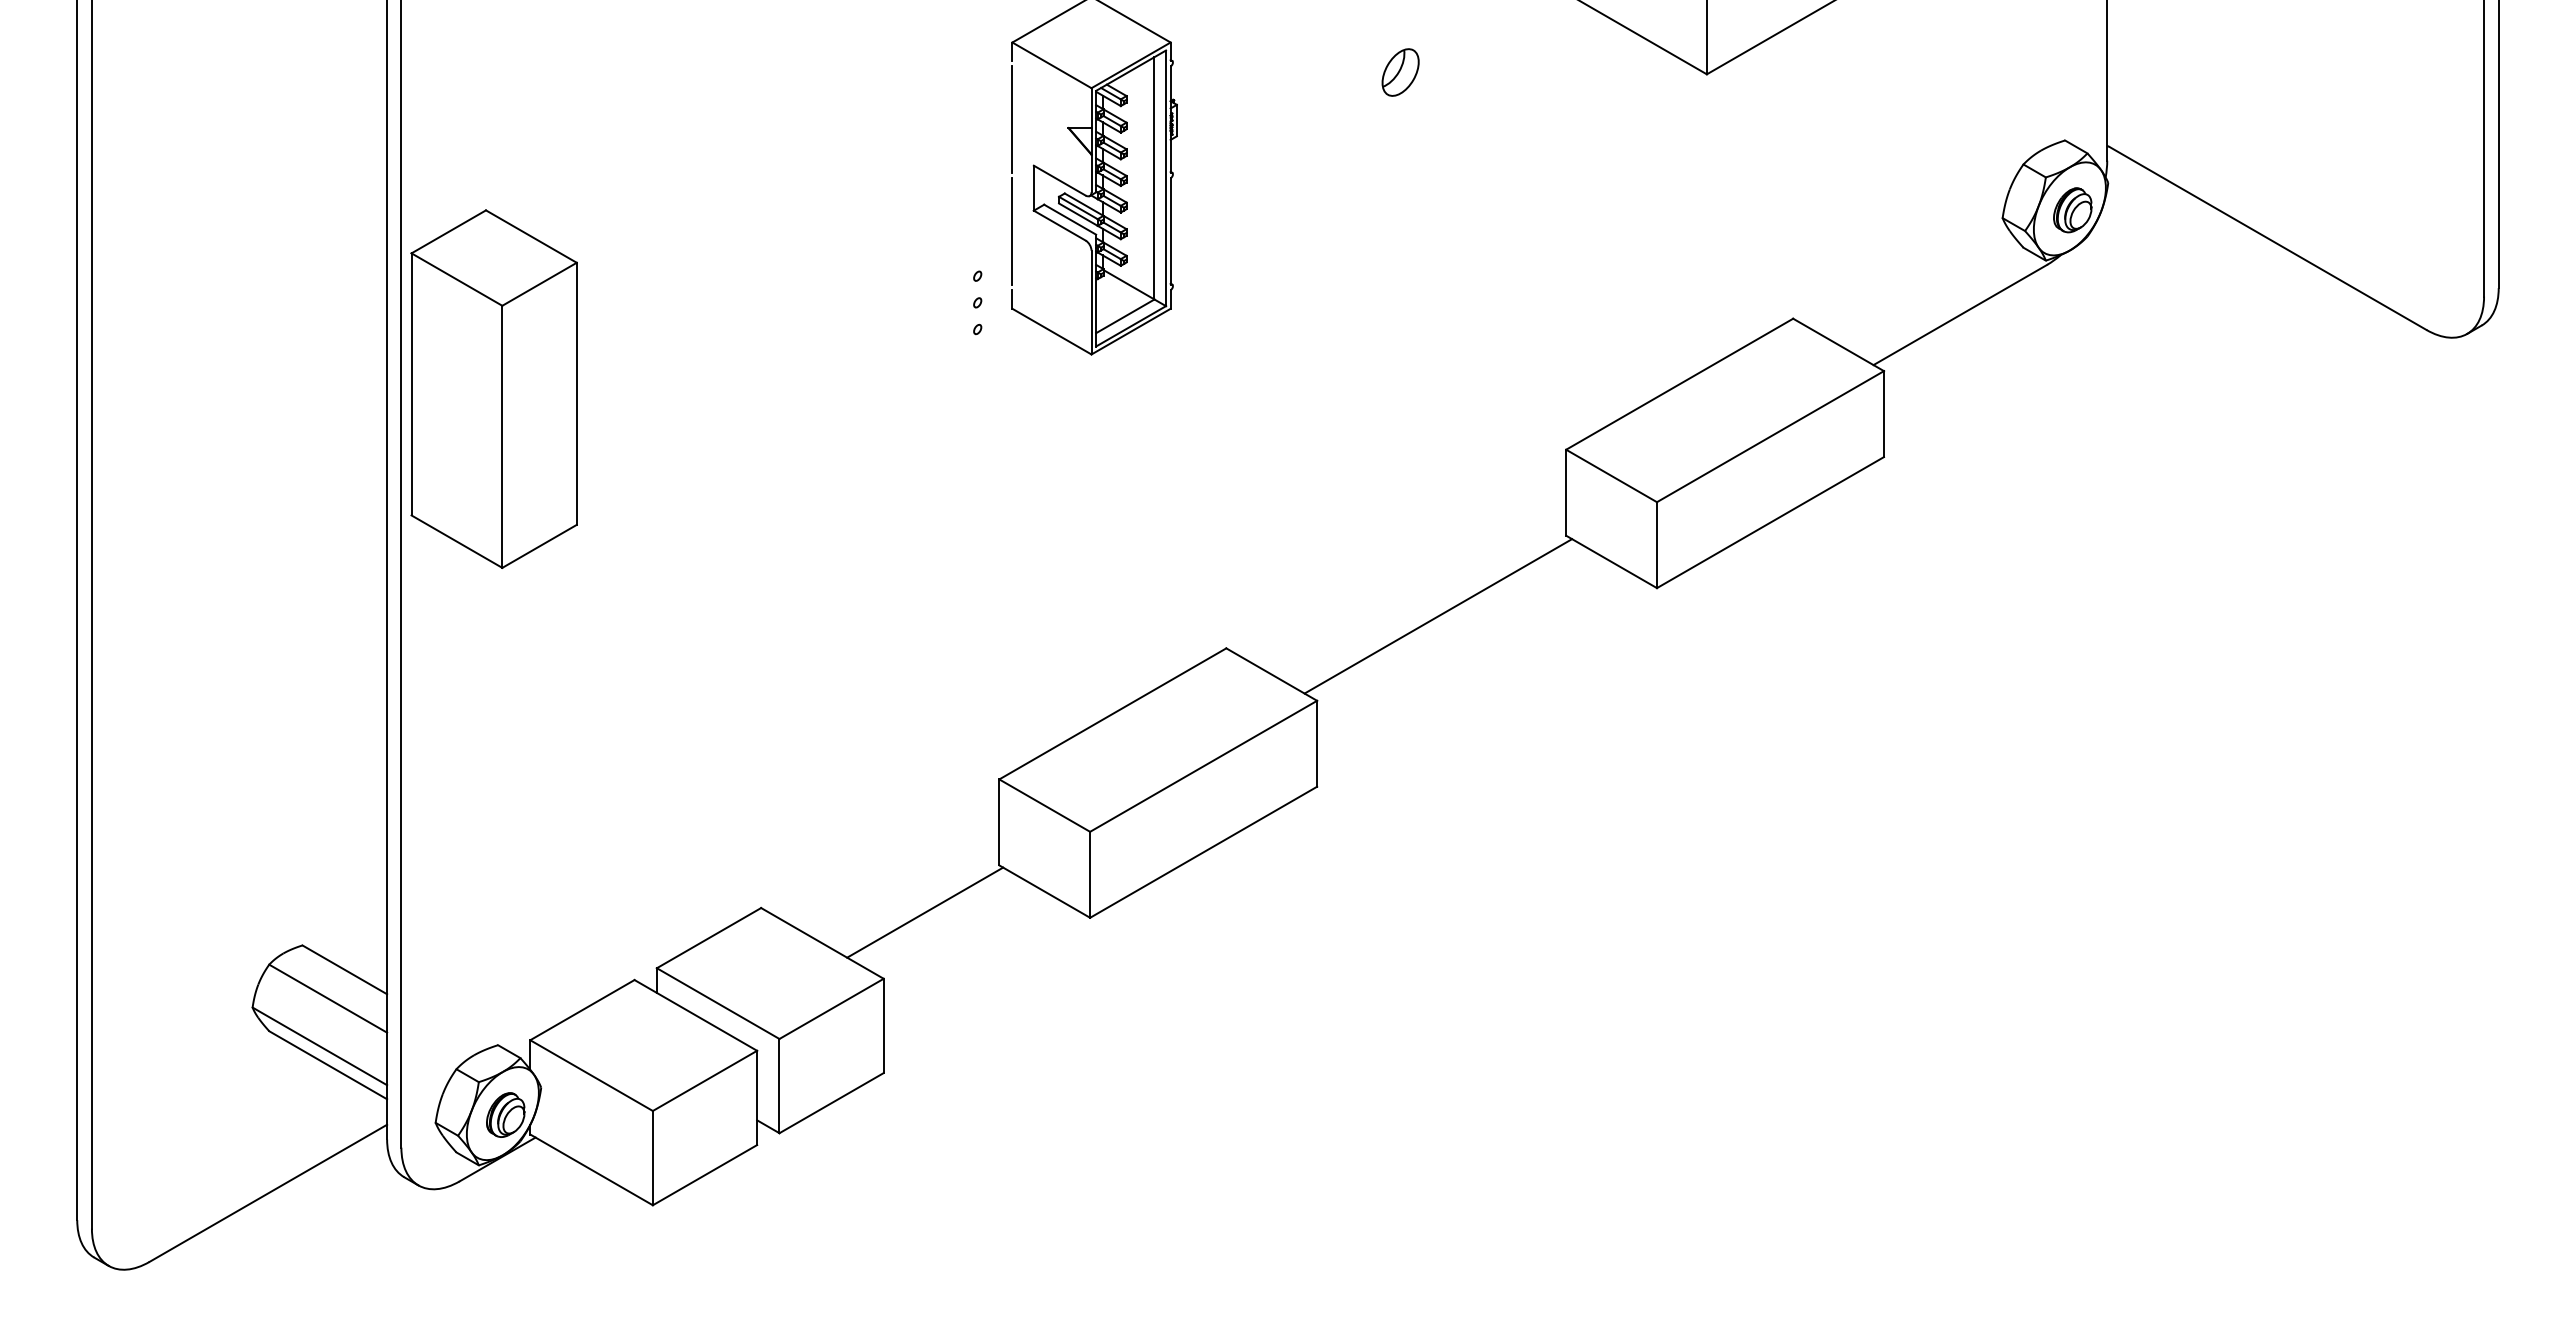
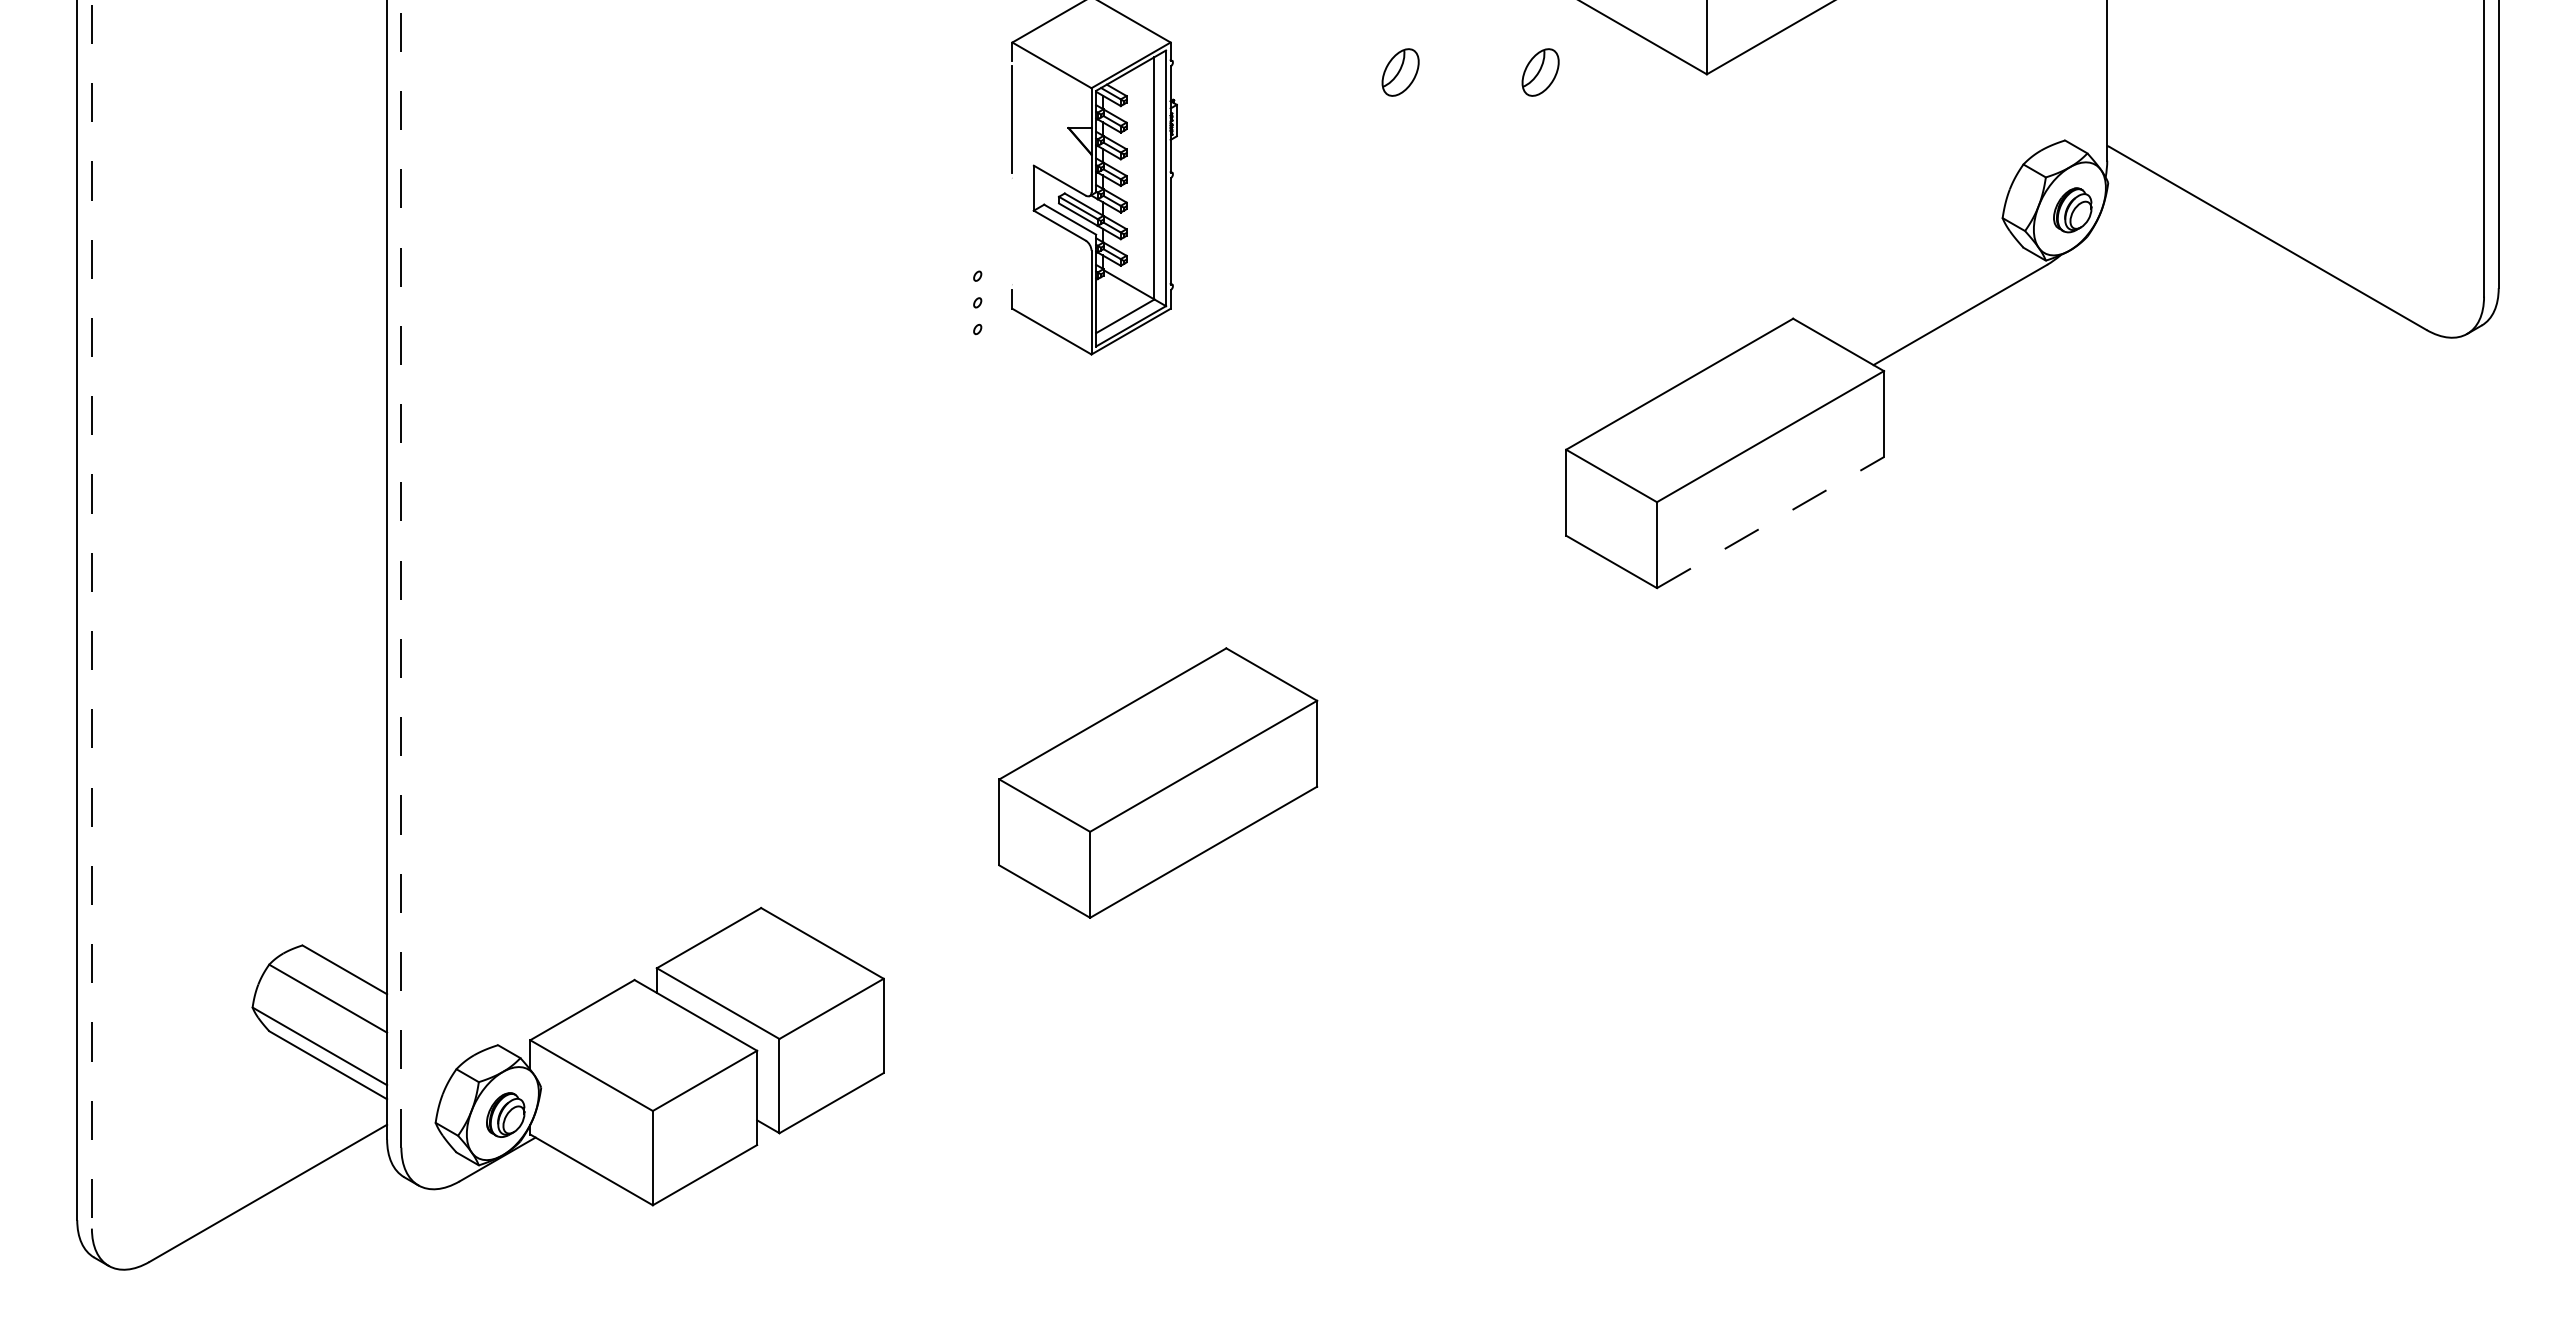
part: none -> present (1540, 72)
line: present -> none (1012, 231)
part: present -> none (493, 388)
line: solid -> dashed (1770, 522)
line: solid -> dashed (401, 573)
line: solid -> dashed (91, 614)
line: present -> none (1438, 616)
line: present -> none (925, 912)
